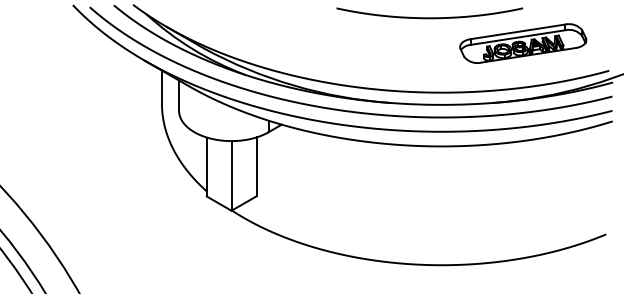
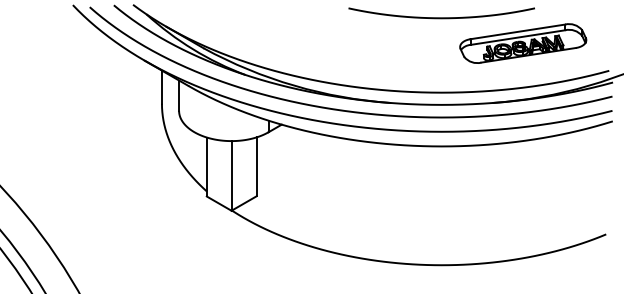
curve position: (429, 17) -> (441, 17) (441, 17)
